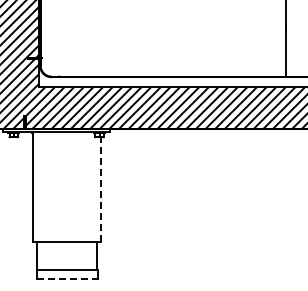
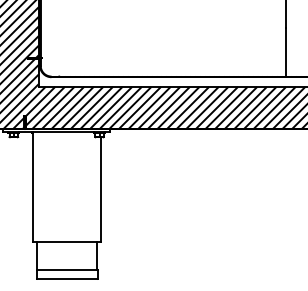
line: dashed -> solid (101, 188)
line: dashed -> solid (67, 279)
